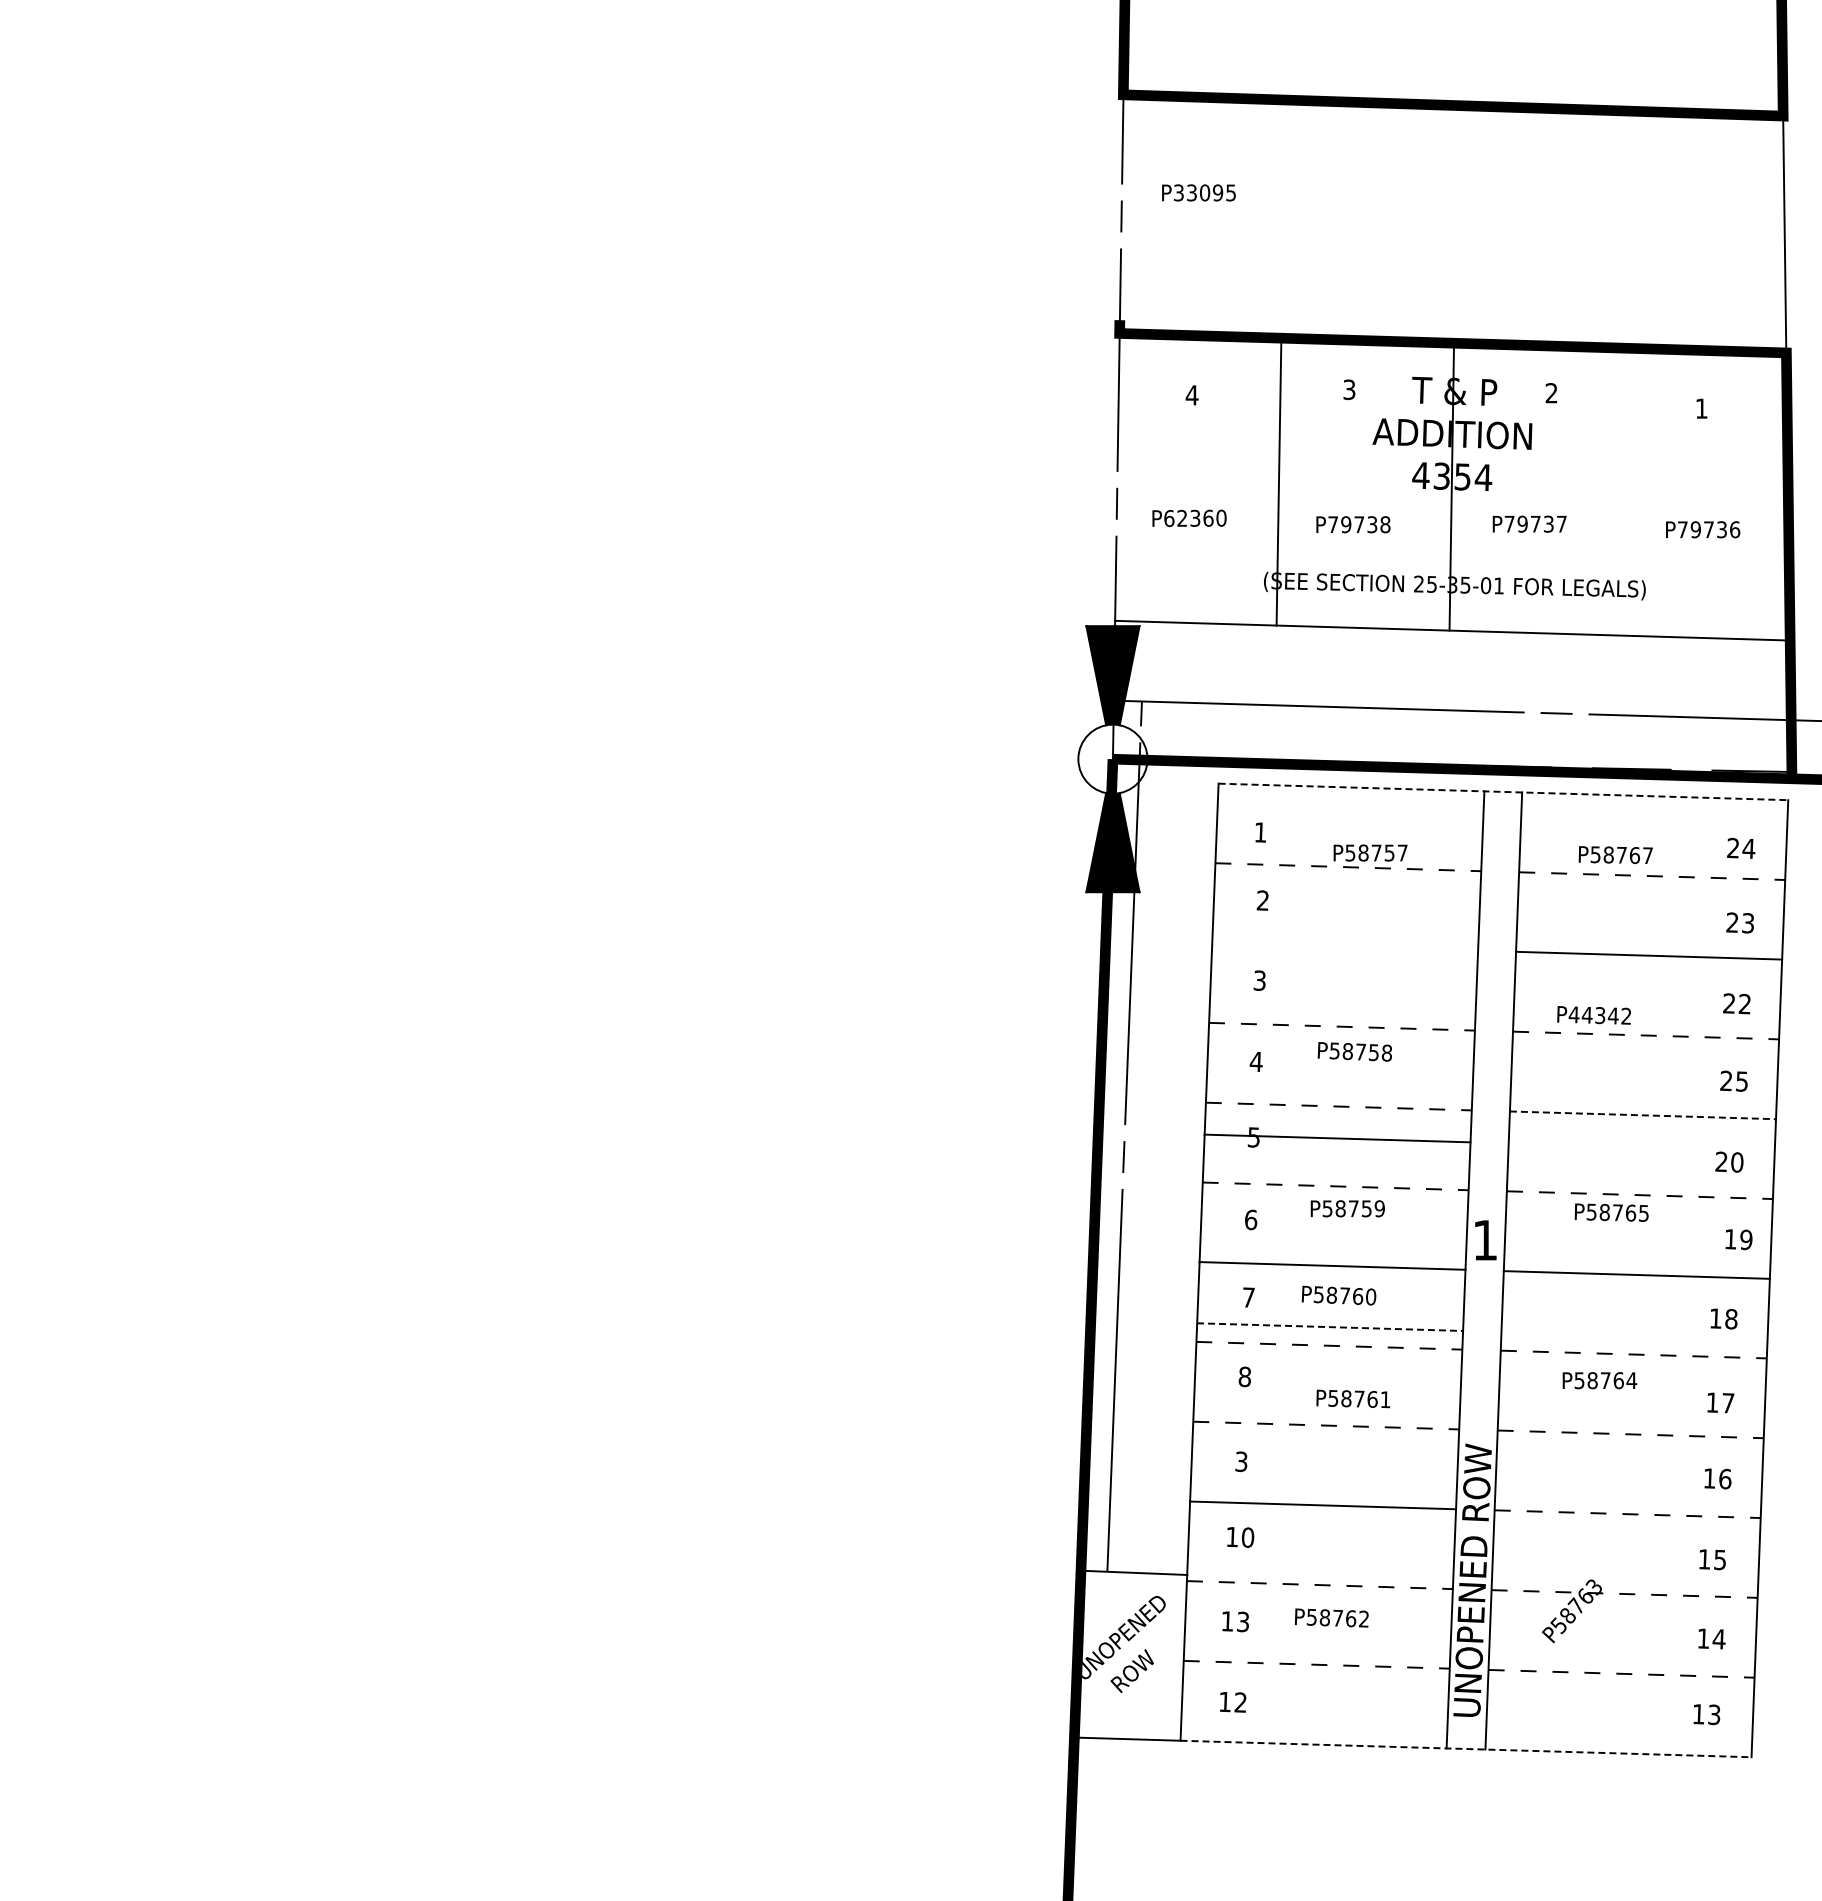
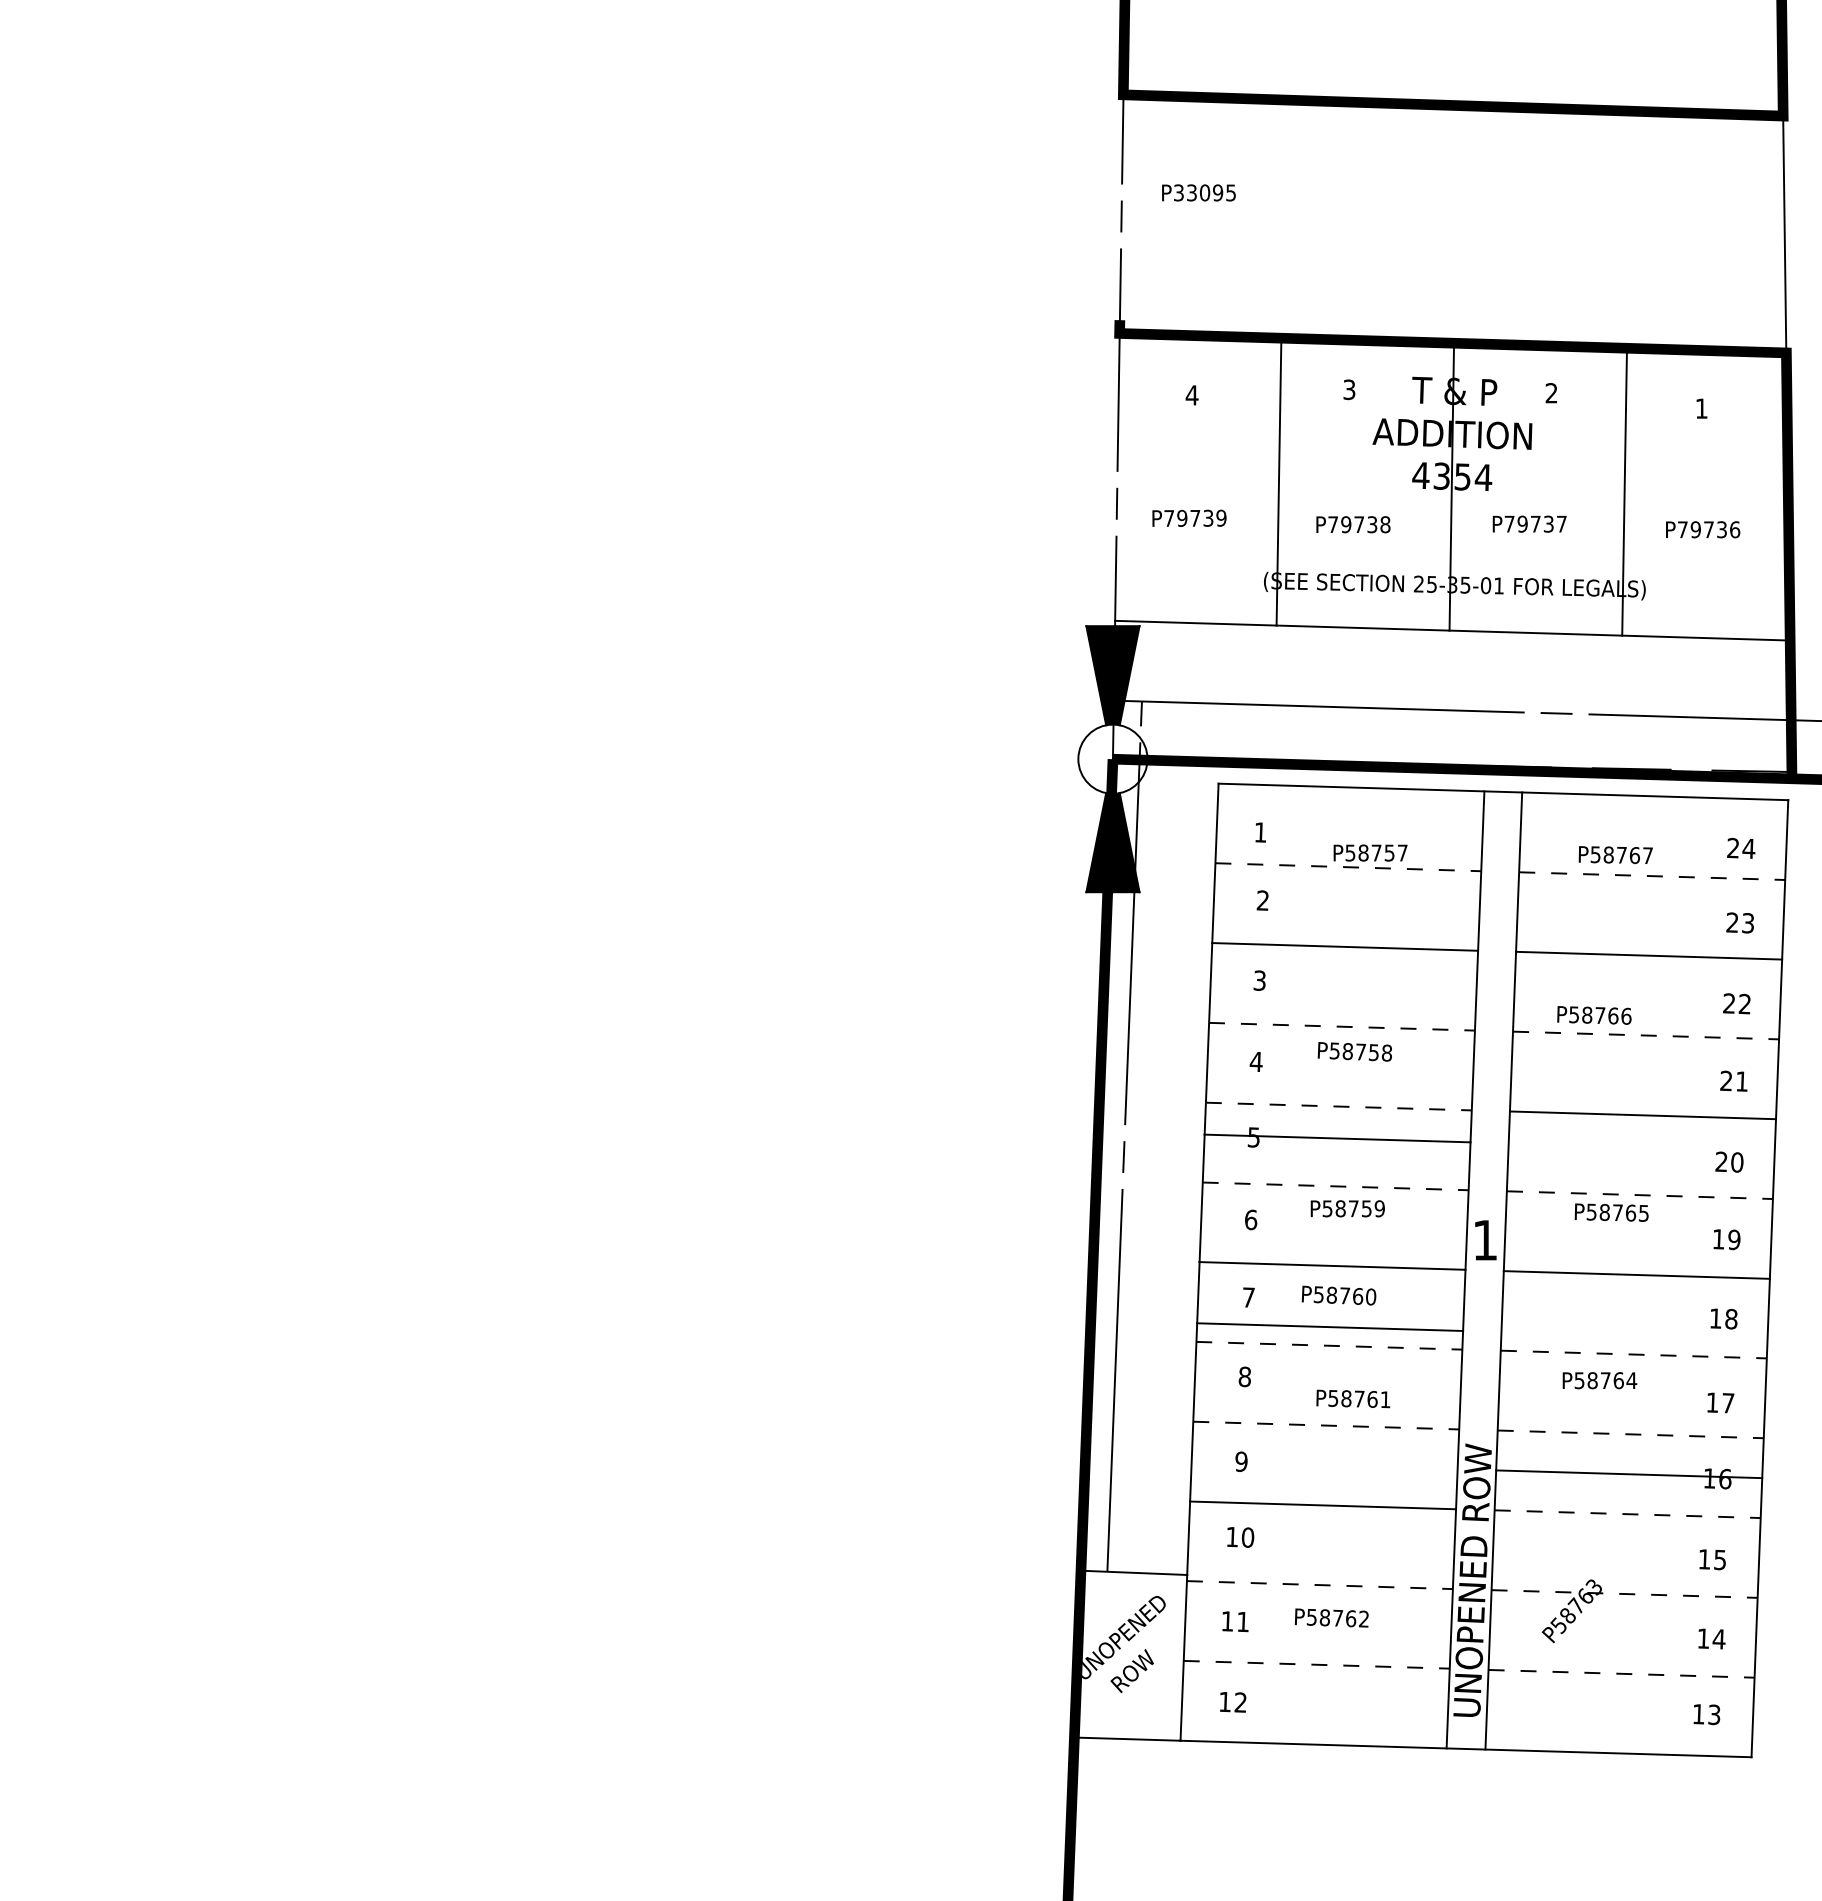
line: none -> present (1624, 491)
text: P62360 -> P79739 (1195, 518)
line: dashed -> solid (1503, 791)
line: none -> present (1345, 946)
text: P44342 -> P58766 (1599, 1015)
text: 25 -> 21 (1741, 1081)
line: dashed -> solid (1643, 1115)
text position: (1738, 1239) -> (1726, 1239) (1726, 1239)
line: dashed -> solid (1330, 1327)
text: 3 -> 9 (1241, 1461)
line: none -> present (1629, 1474)
text: 13 -> 11 (1242, 1621)
line: dashed -> solid (1466, 1748)
